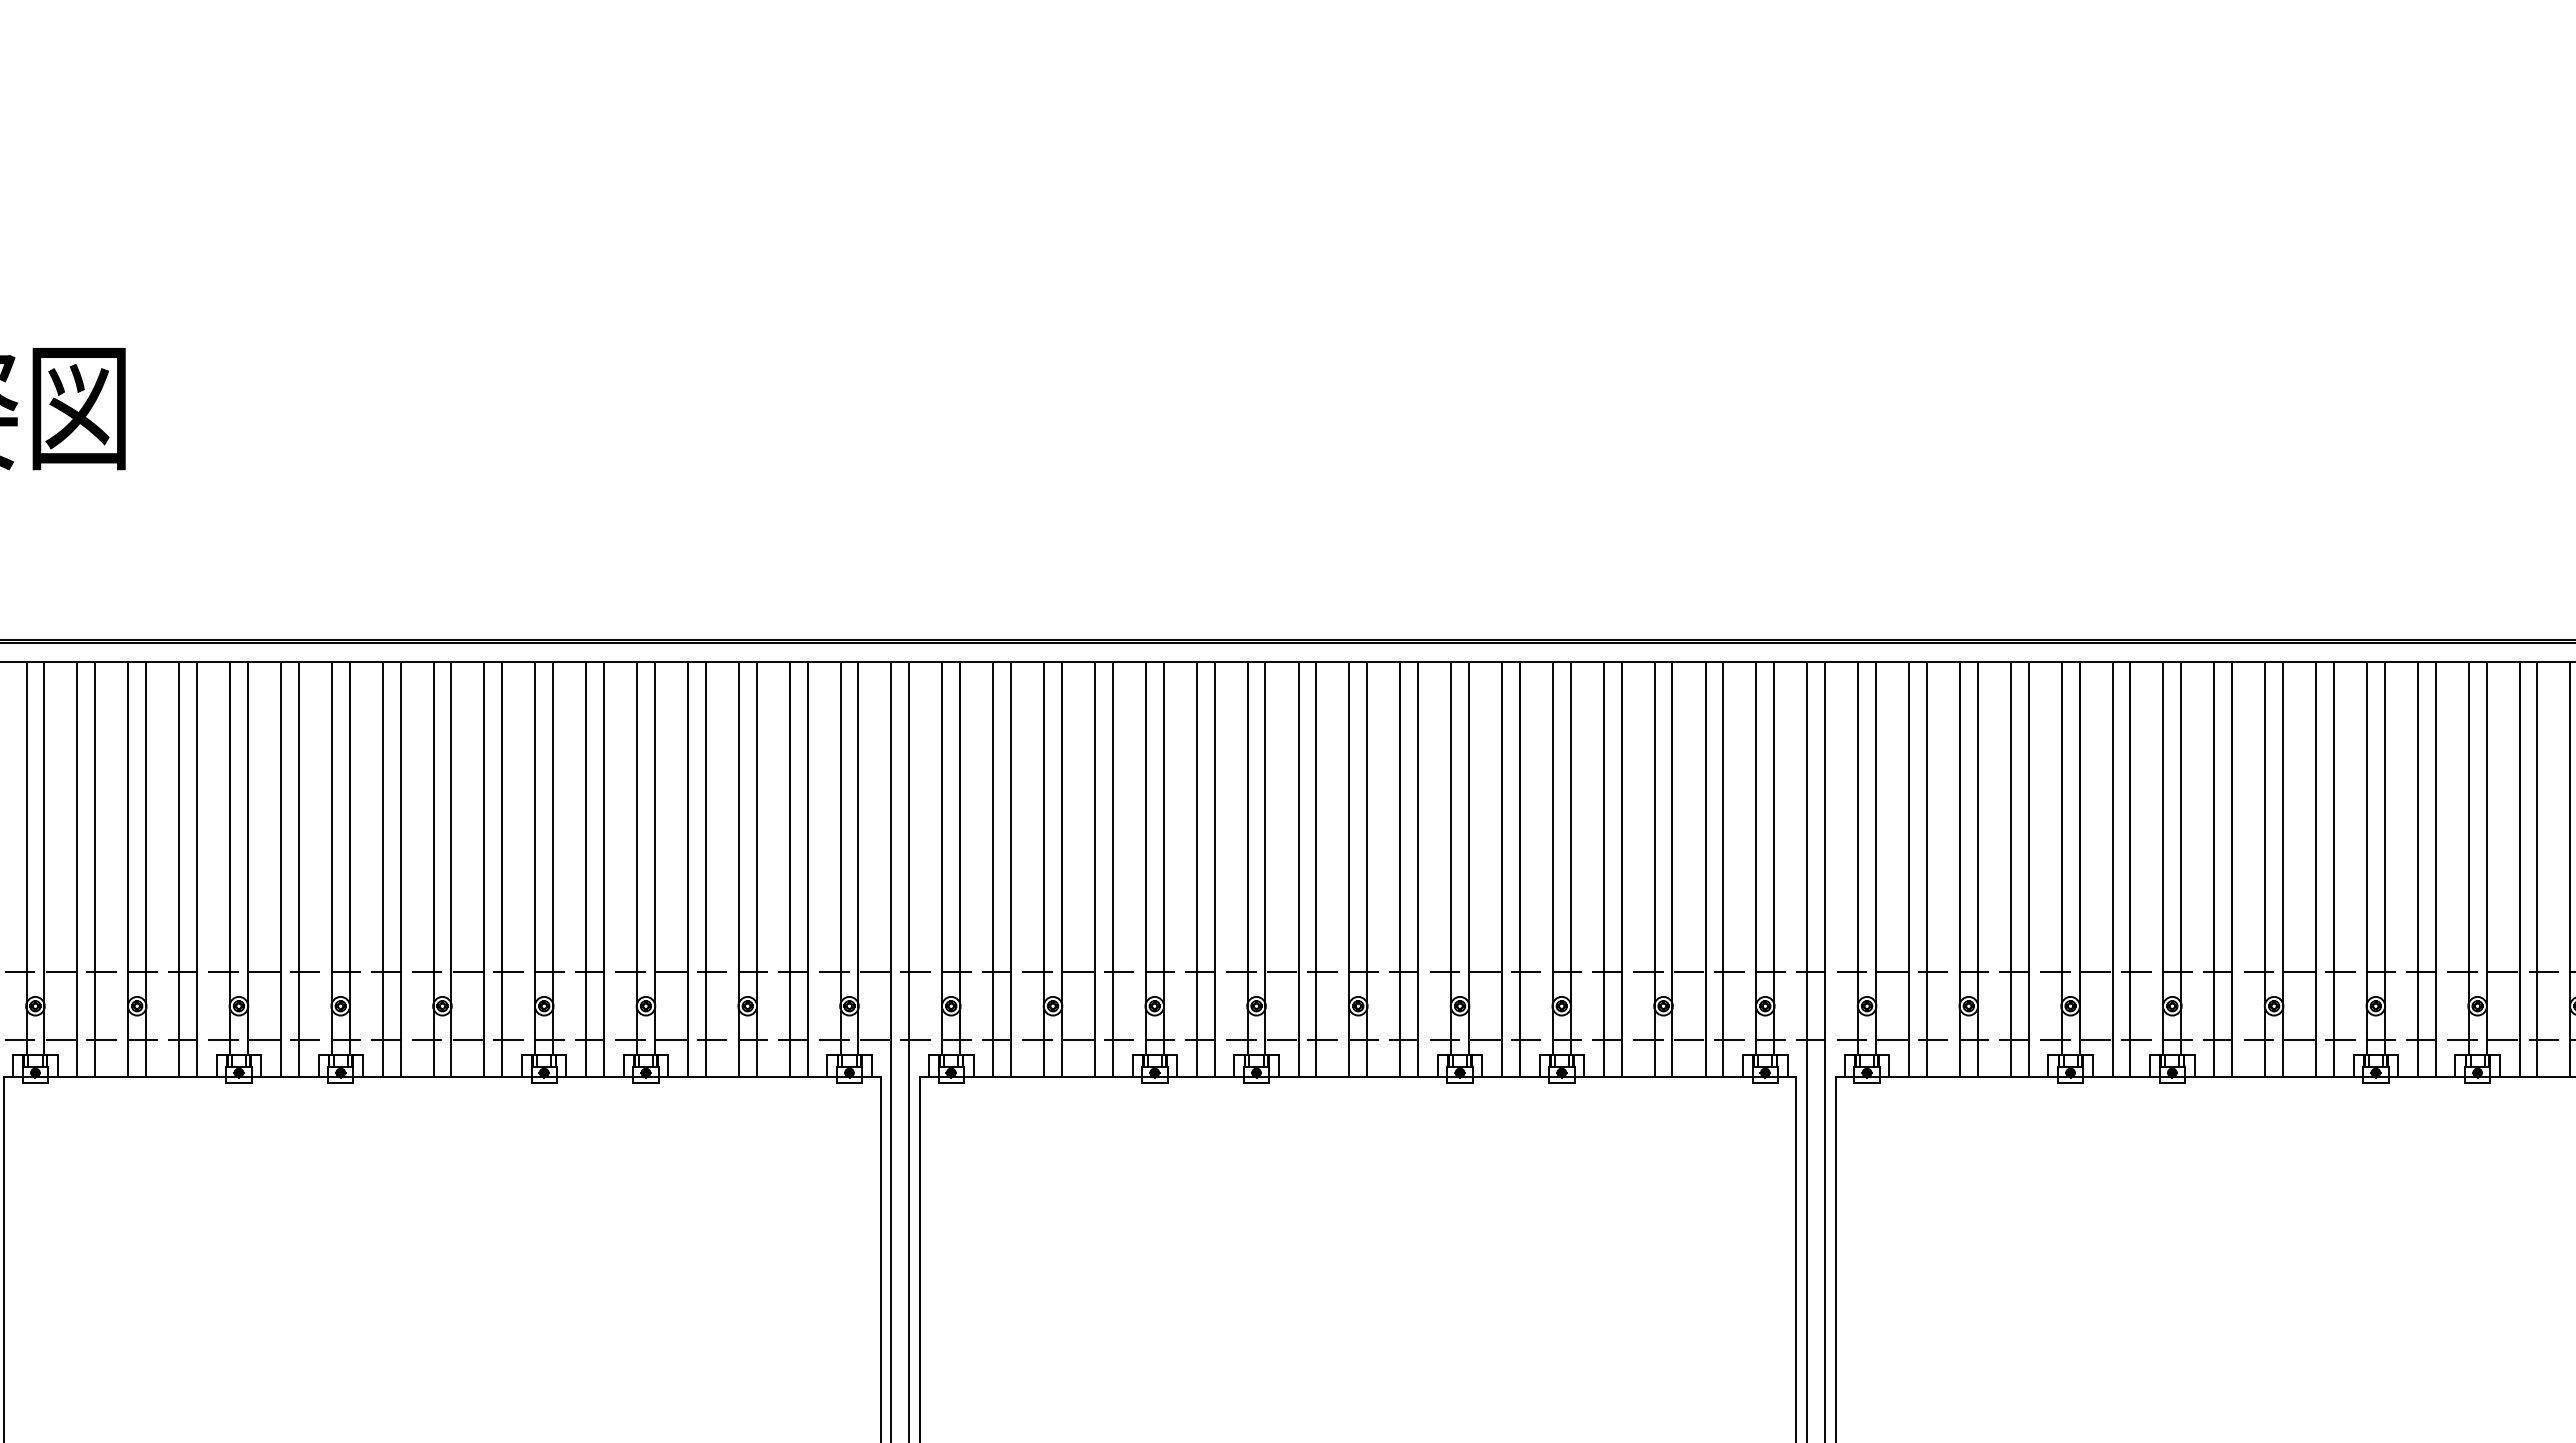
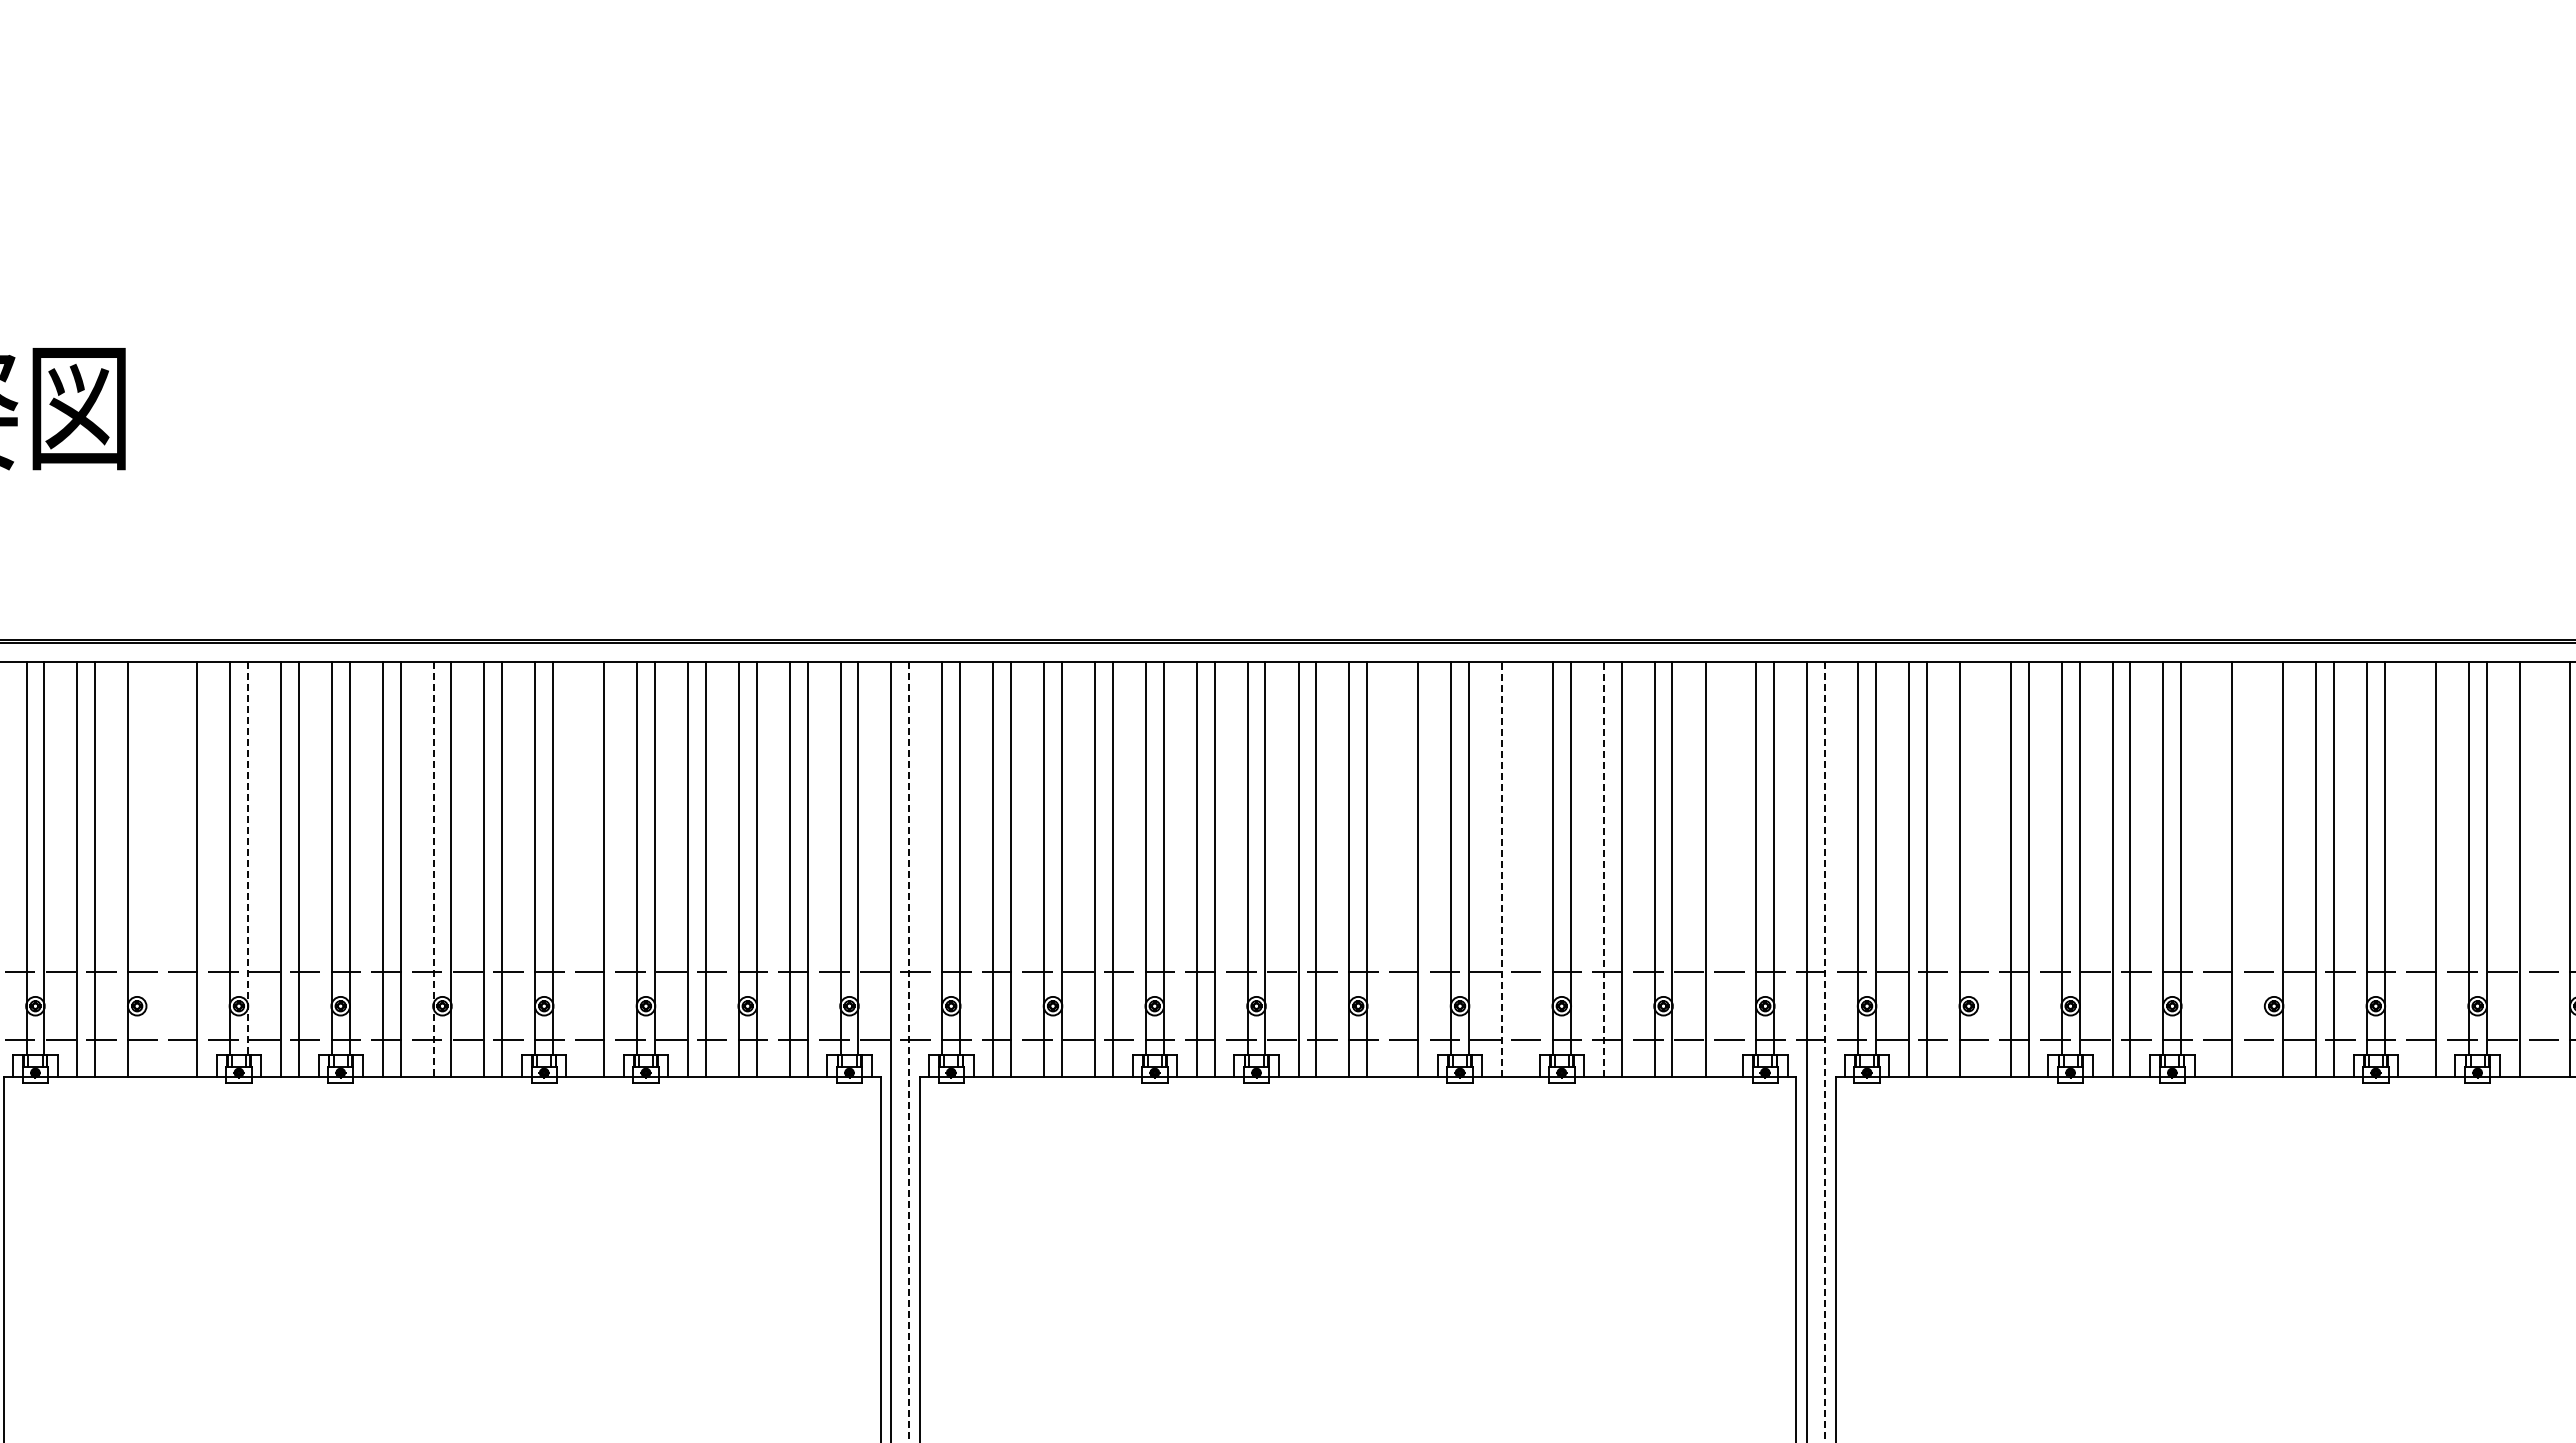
line: solid -> dashed (247, 858)
line: present -> none (146, 869)
line: present -> none (179, 869)
line: solid -> dashed (433, 869)
line: present -> none (586, 869)
line: present -> none (1400, 869)
line: solid -> dashed (1502, 869)
line: present -> none (1519, 869)
line: solid -> dashed (1603, 869)
line: present -> none (1723, 869)
line: present -> none (1977, 869)
line: present -> none (2214, 869)
line: present -> none (2265, 869)
line: present -> none (2417, 869)
line: present -> none (2537, 869)
line: solid -> dashed (1825, 1051)
line: solid -> dashed (909, 1052)
